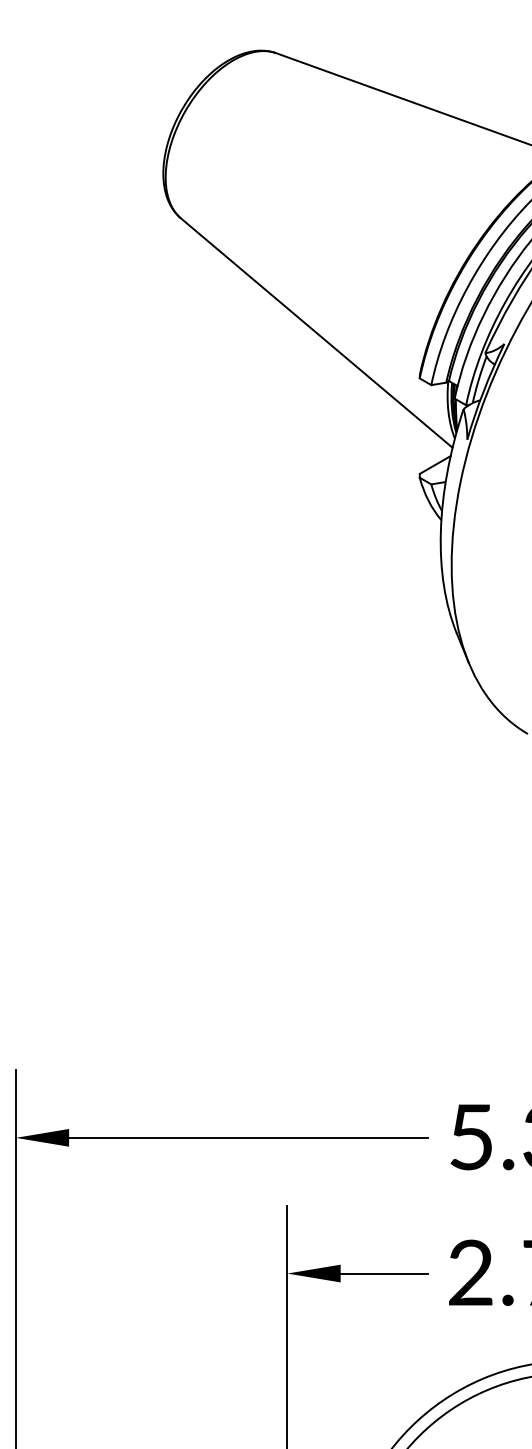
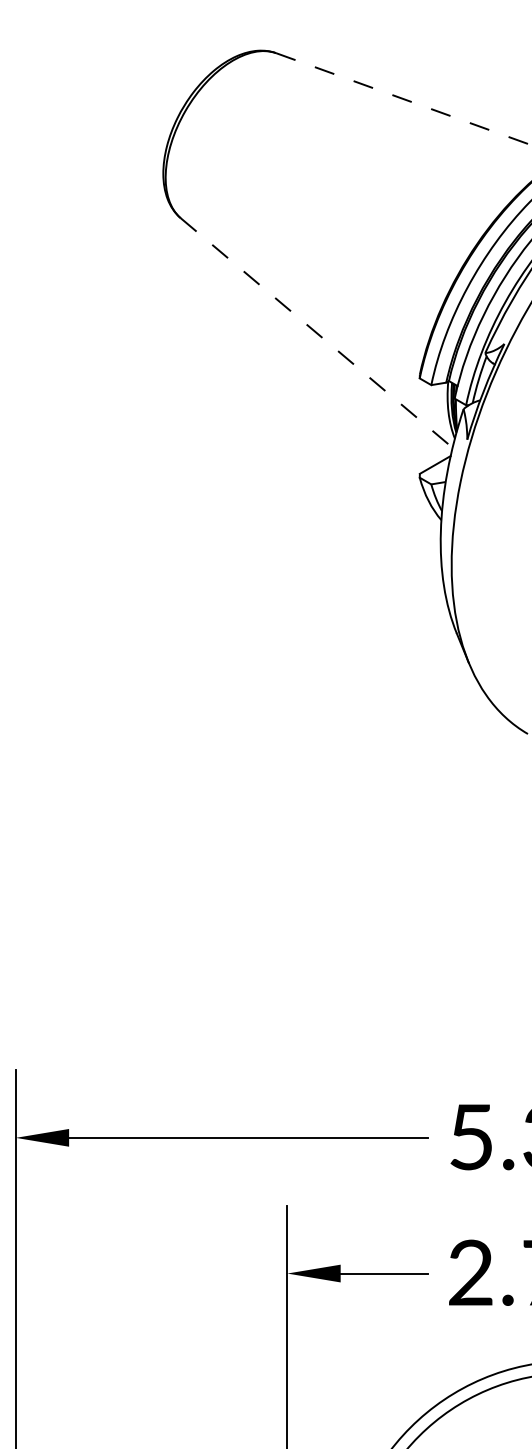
line: solid -> dashed (403, 99)
line: solid -> dashed (316, 333)
